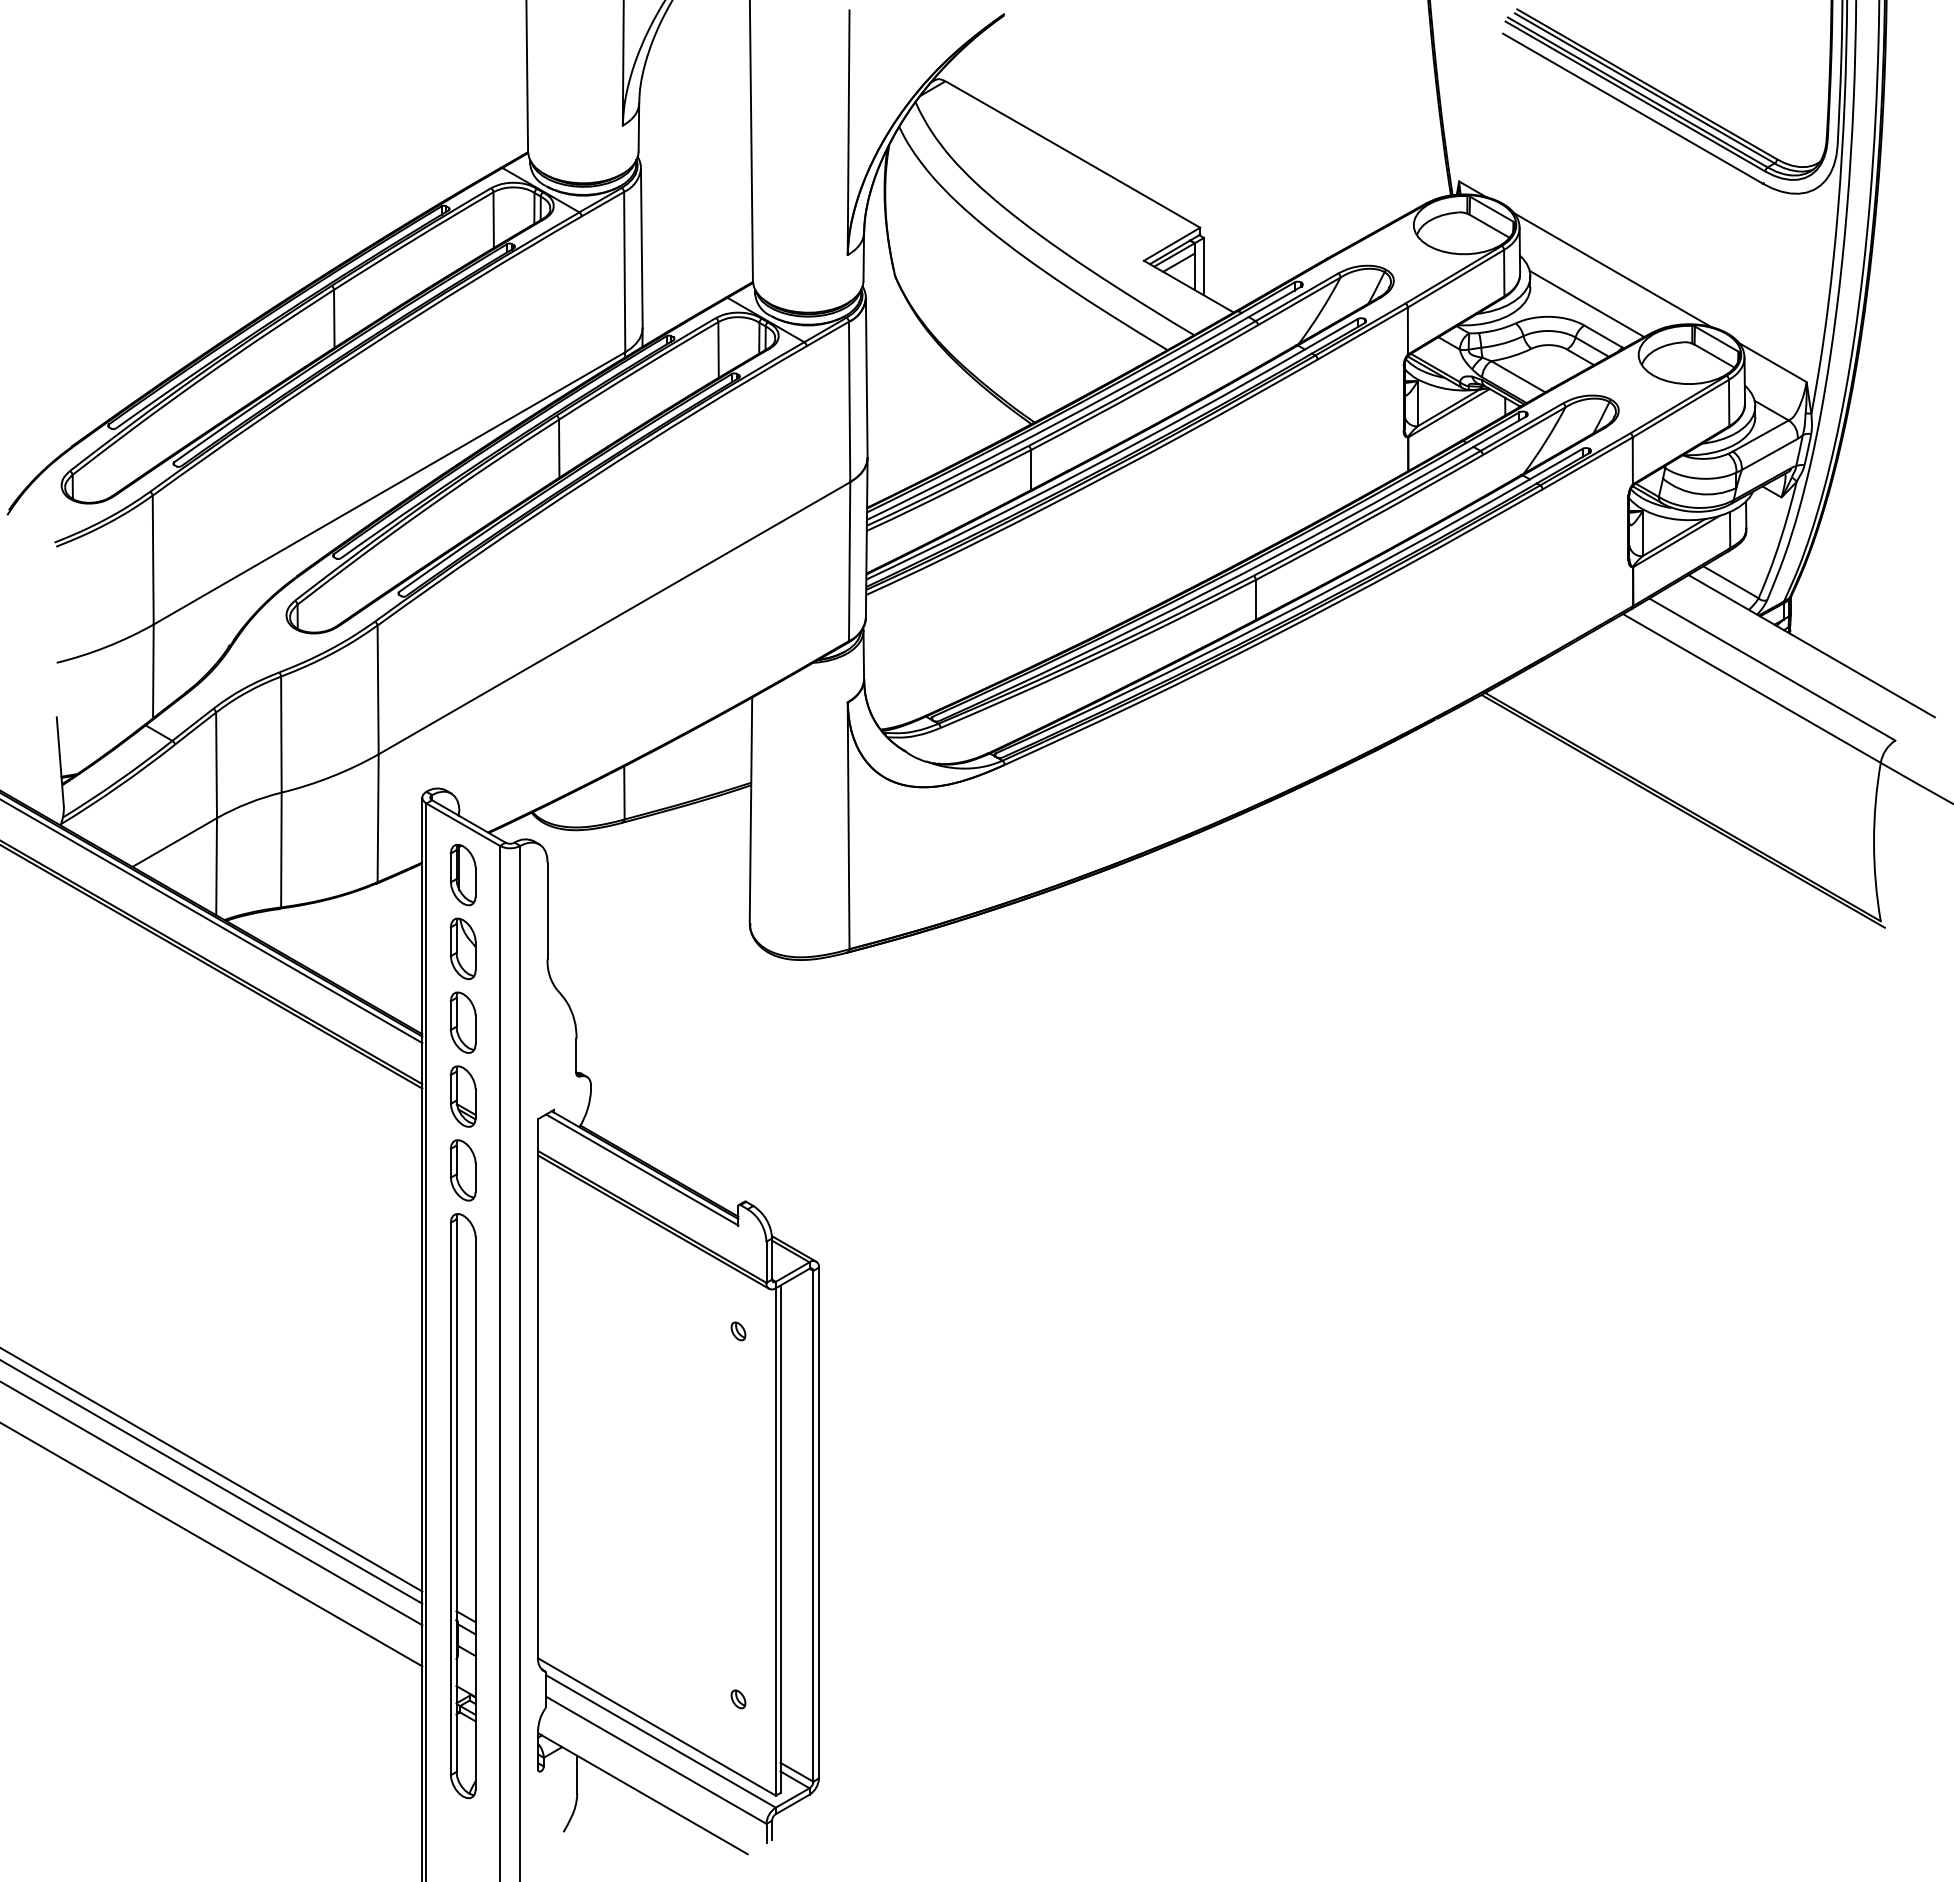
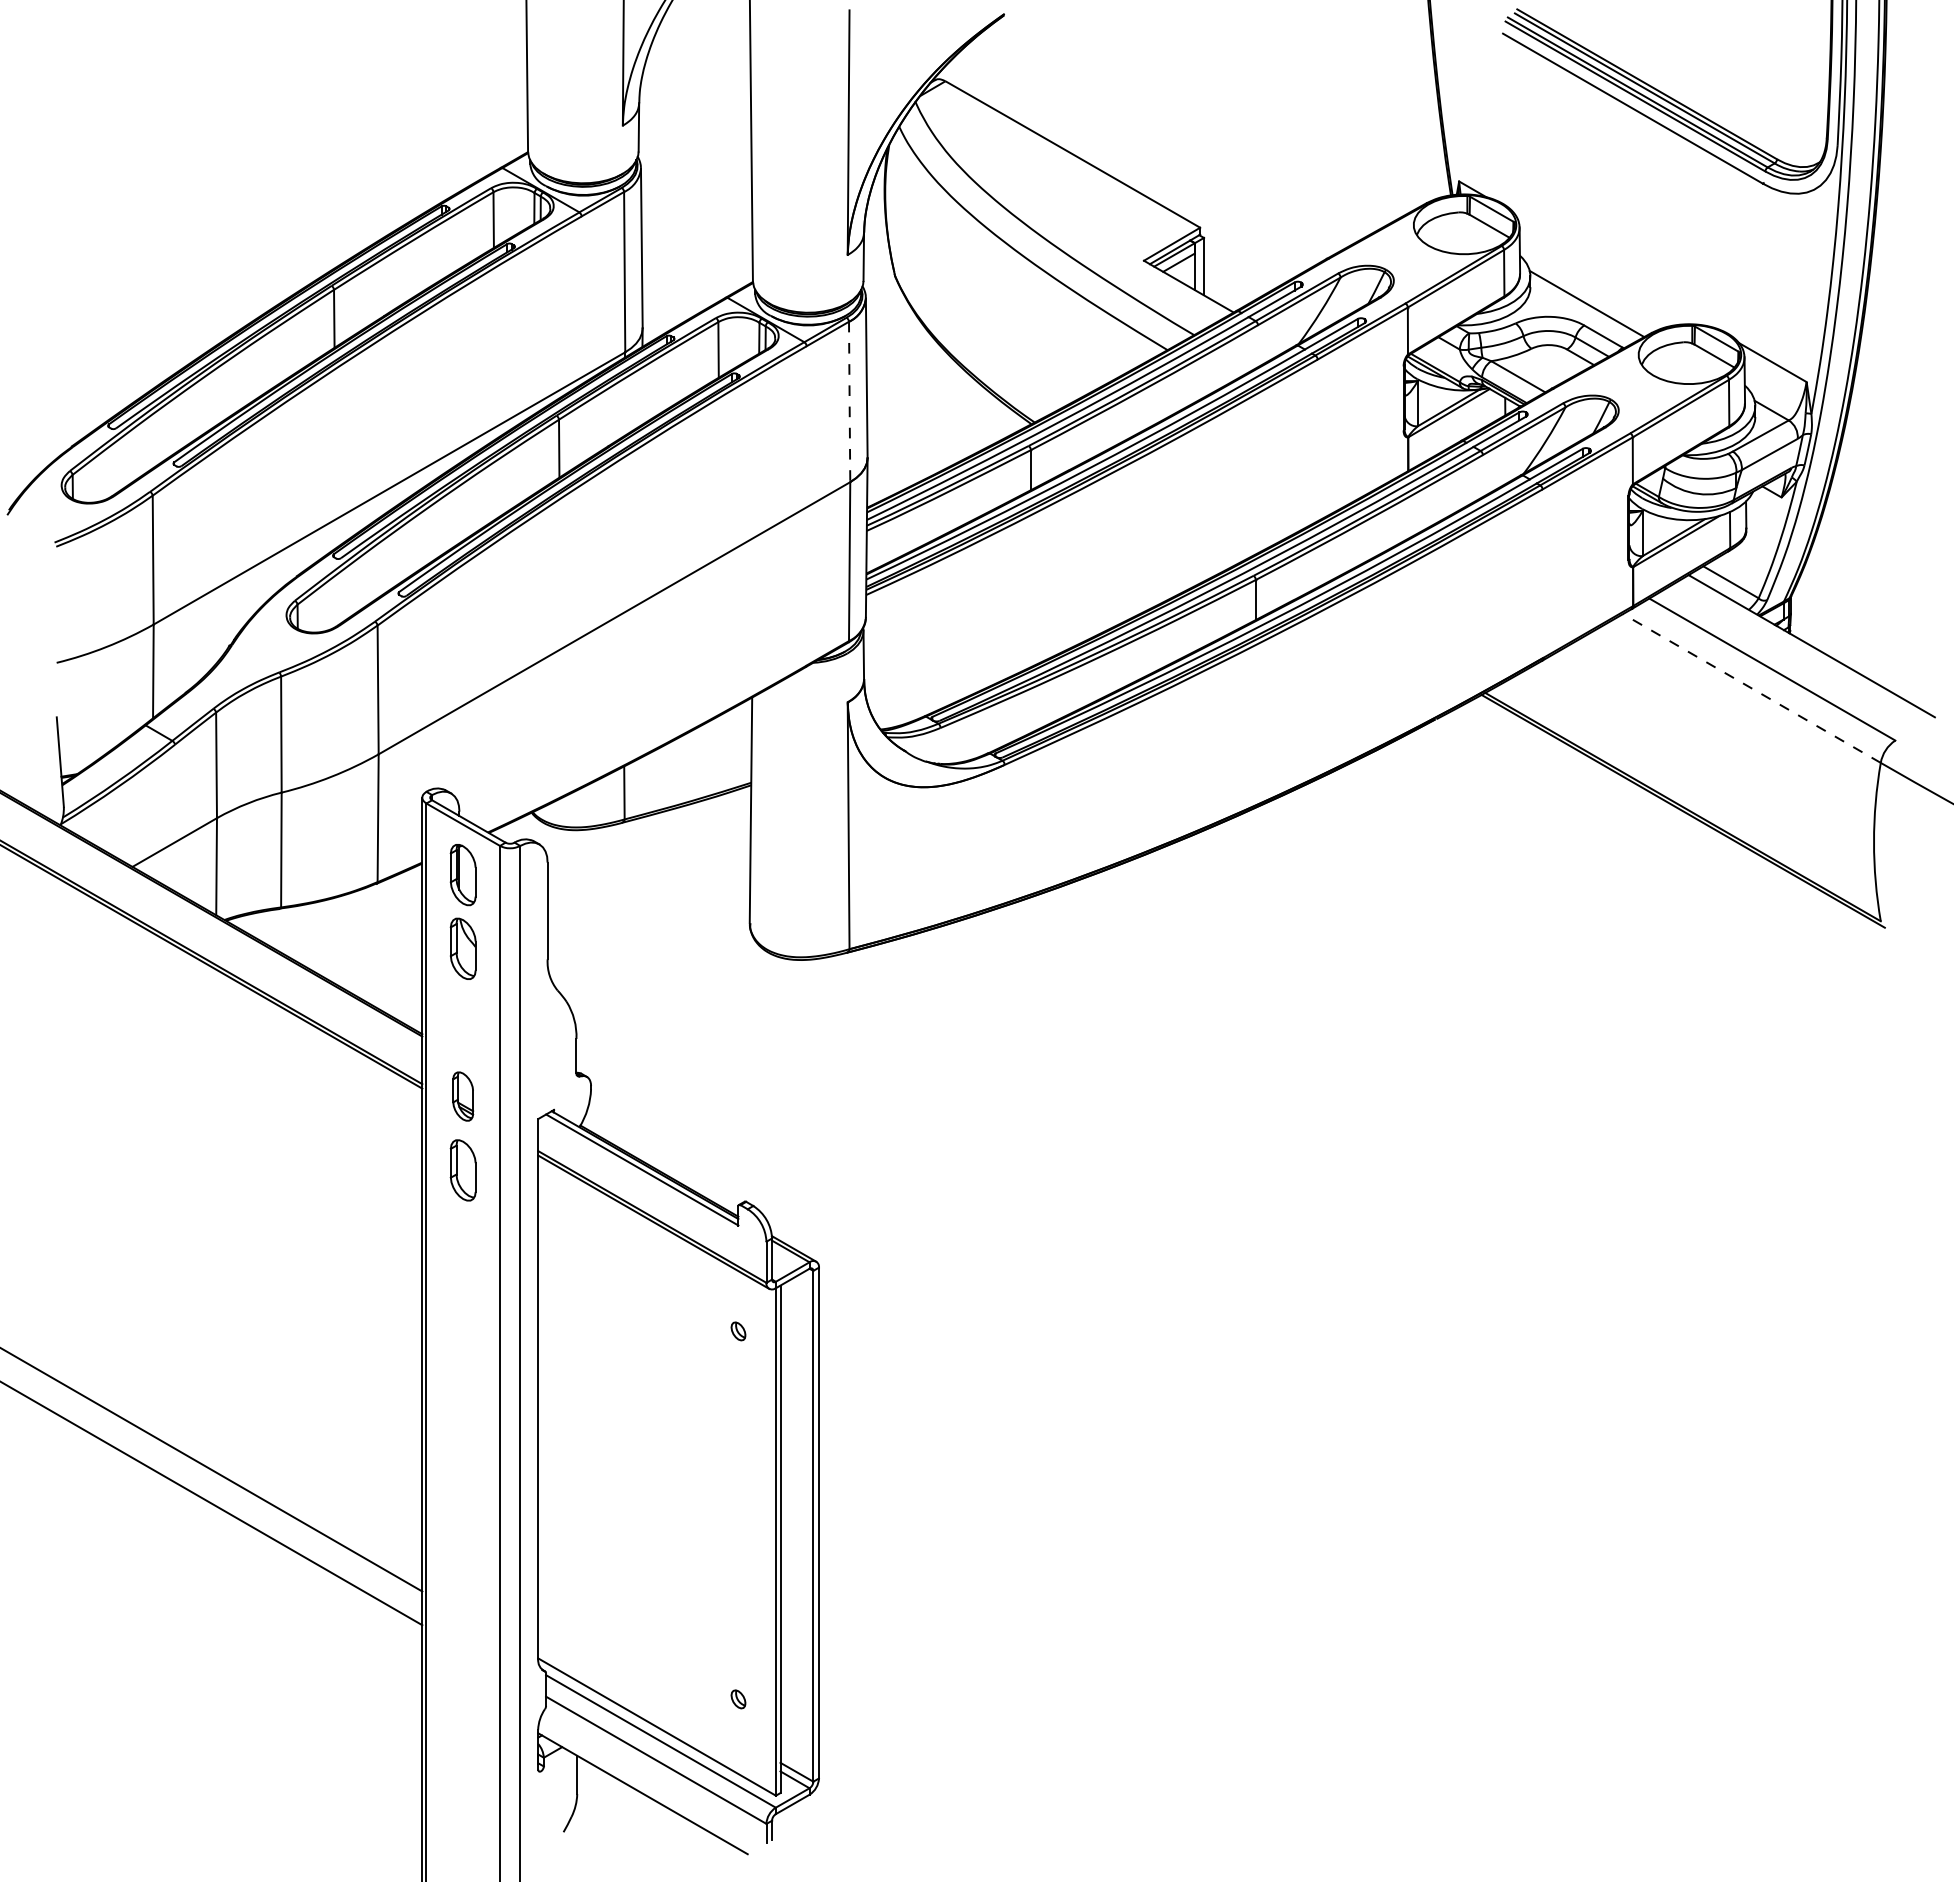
line: present -> none (1612, 270)
line: solid -> dashed (849, 402)
line: solid -> dashed (1751, 688)
line: present -> none (212, 921)
part: present -> none (462, 1022)
part size: 28x63 px -> 23x51 px (463, 1096)
line: present -> none (212, 1482)
part: present -> none (462, 1505)
line: present -> none (212, 1544)
